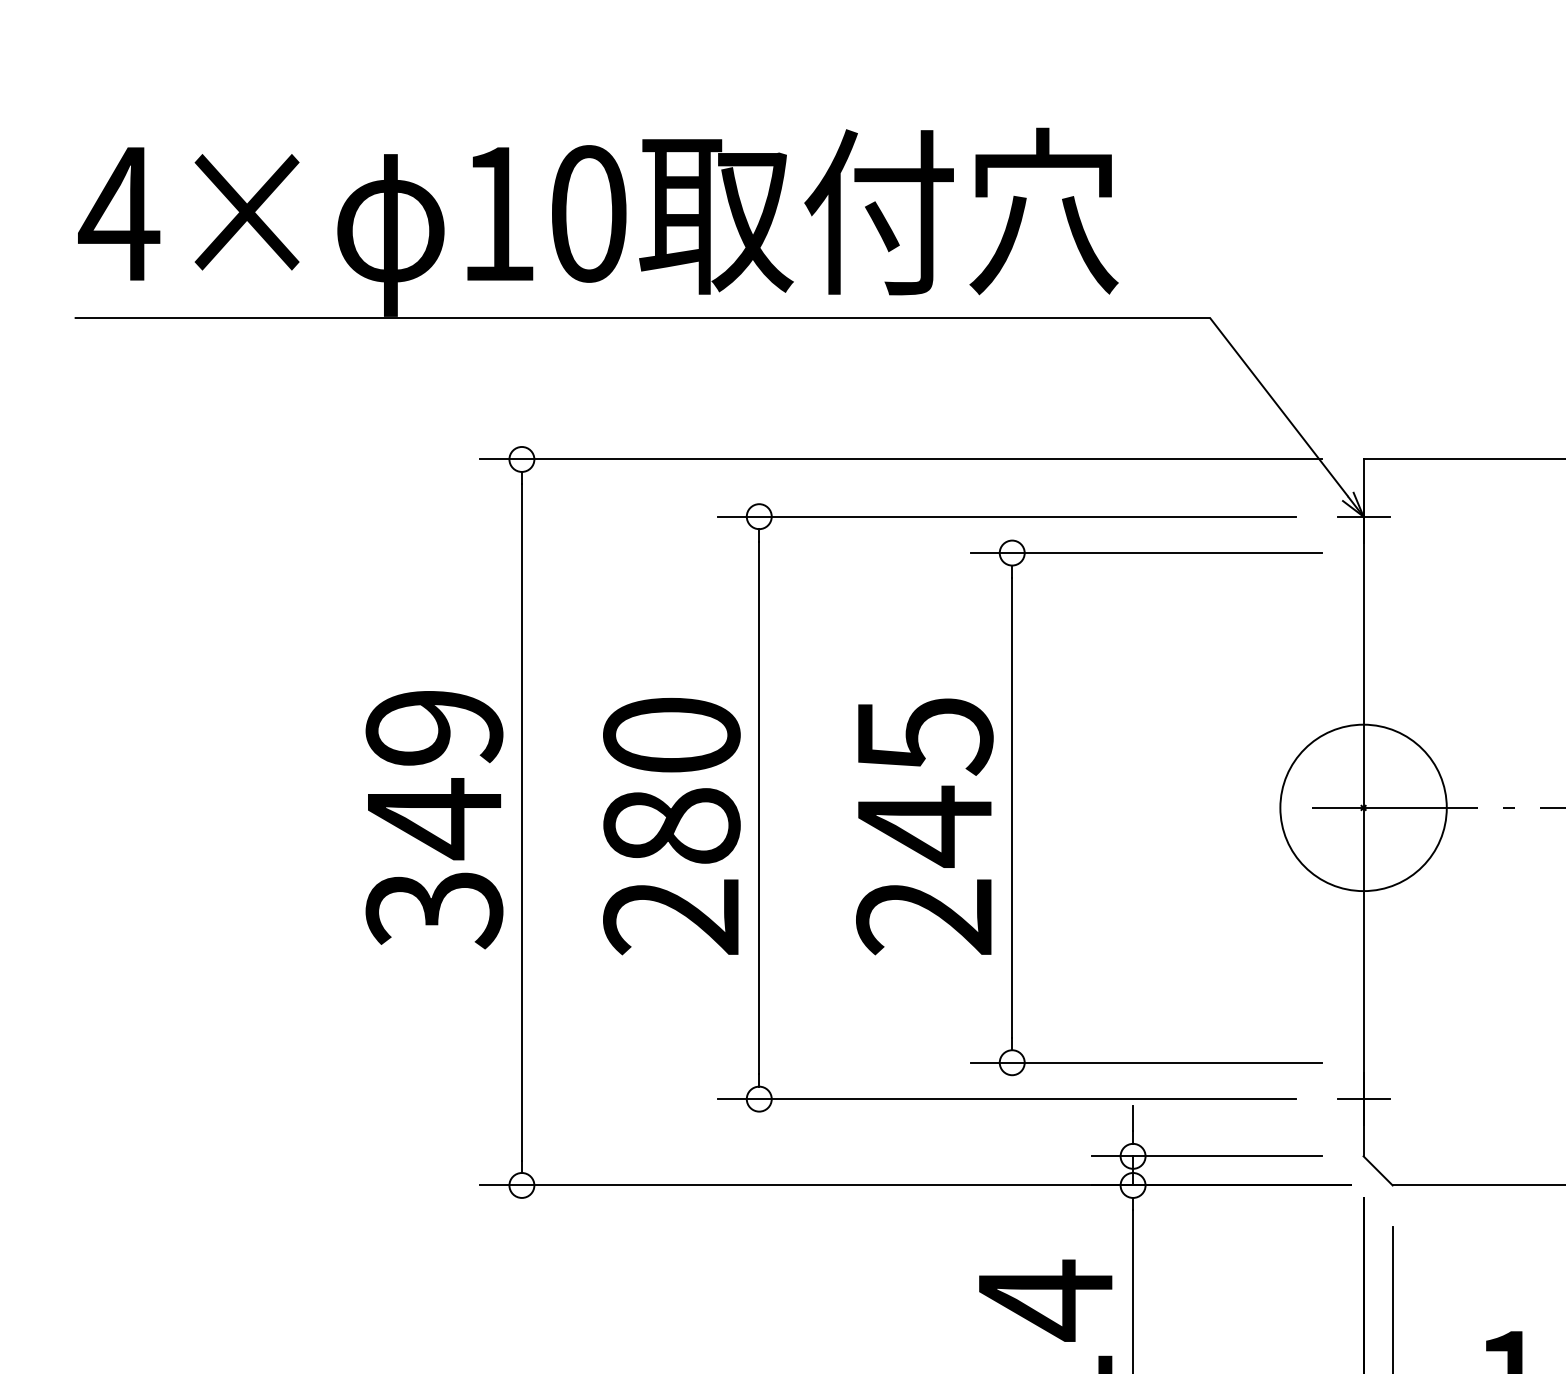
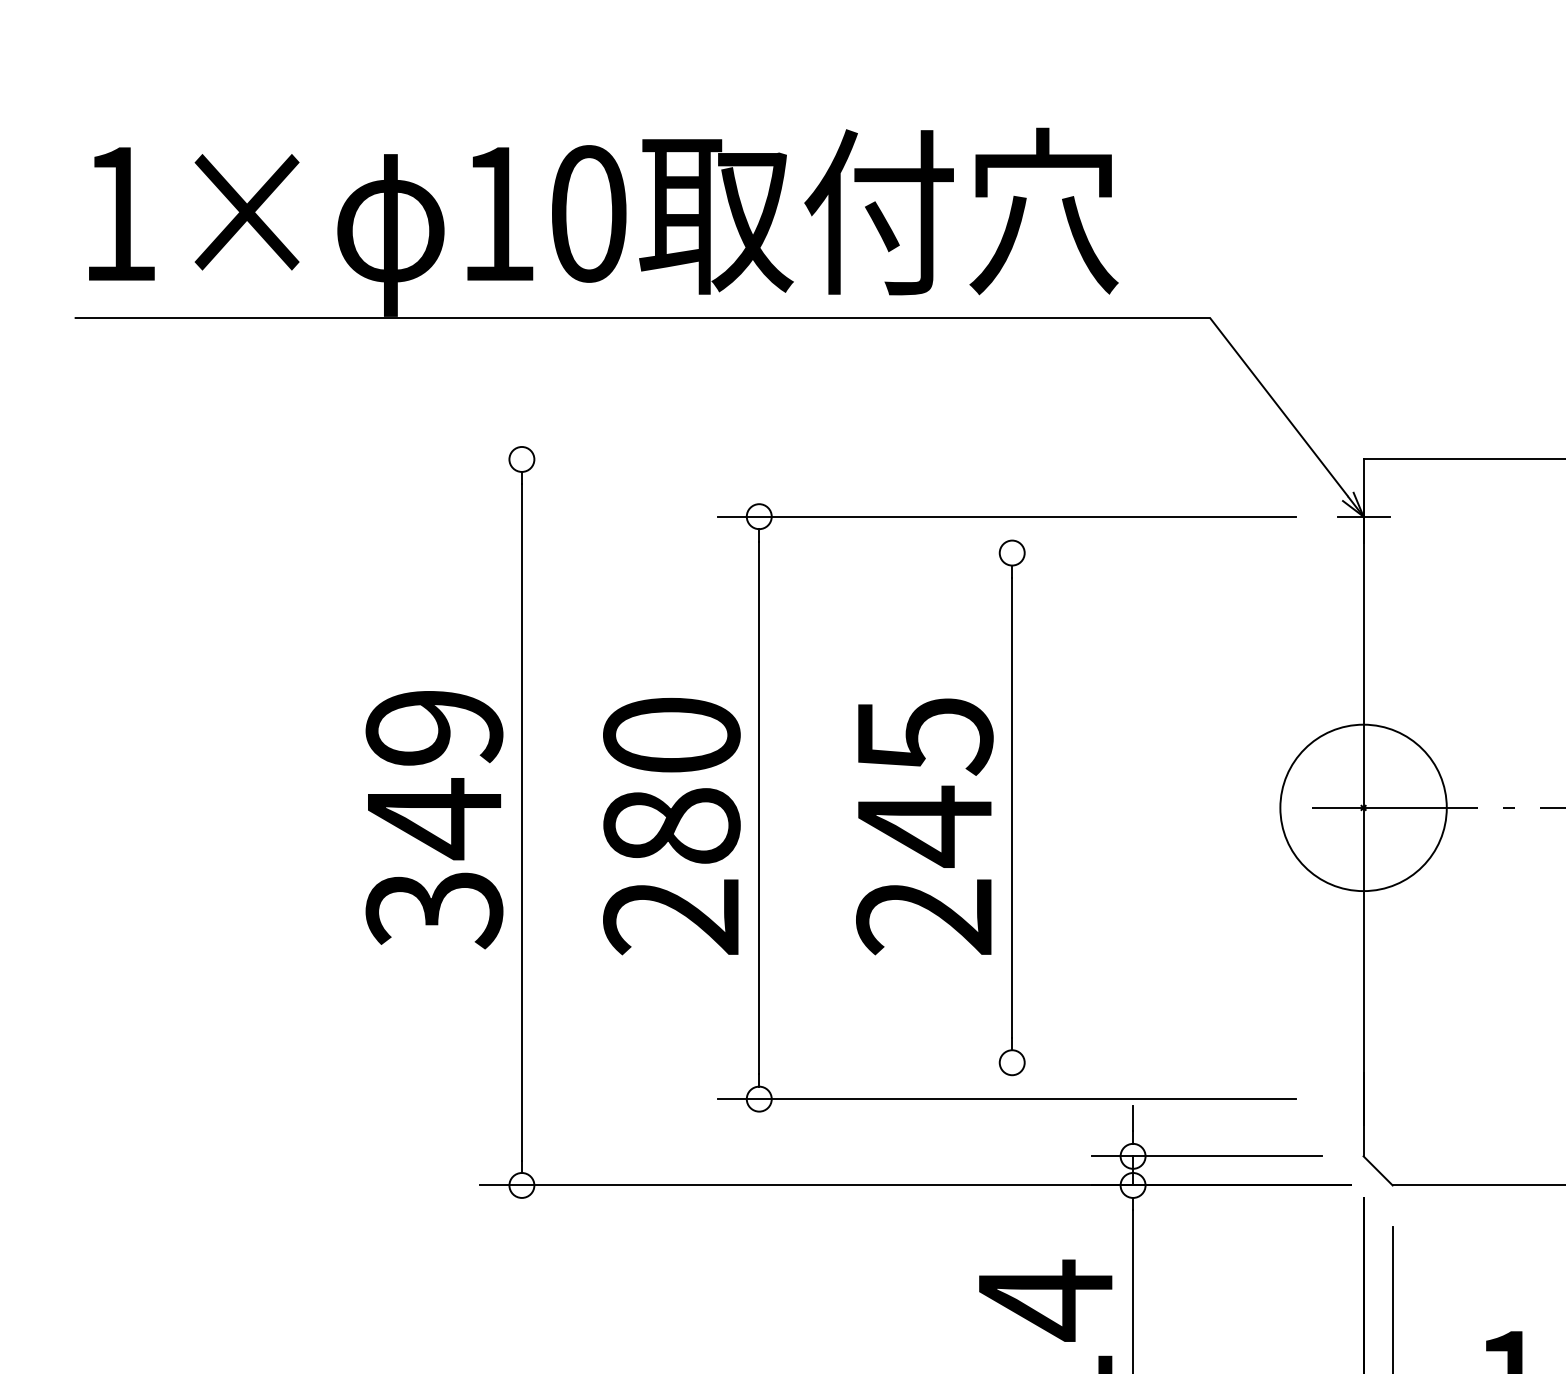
text: 4× -> 1× (119, 213)
line: present -> none (900, 459)
line: present -> none (1145, 553)
line: present -> none (1145, 1062)
line: present -> none (1363, 1099)
